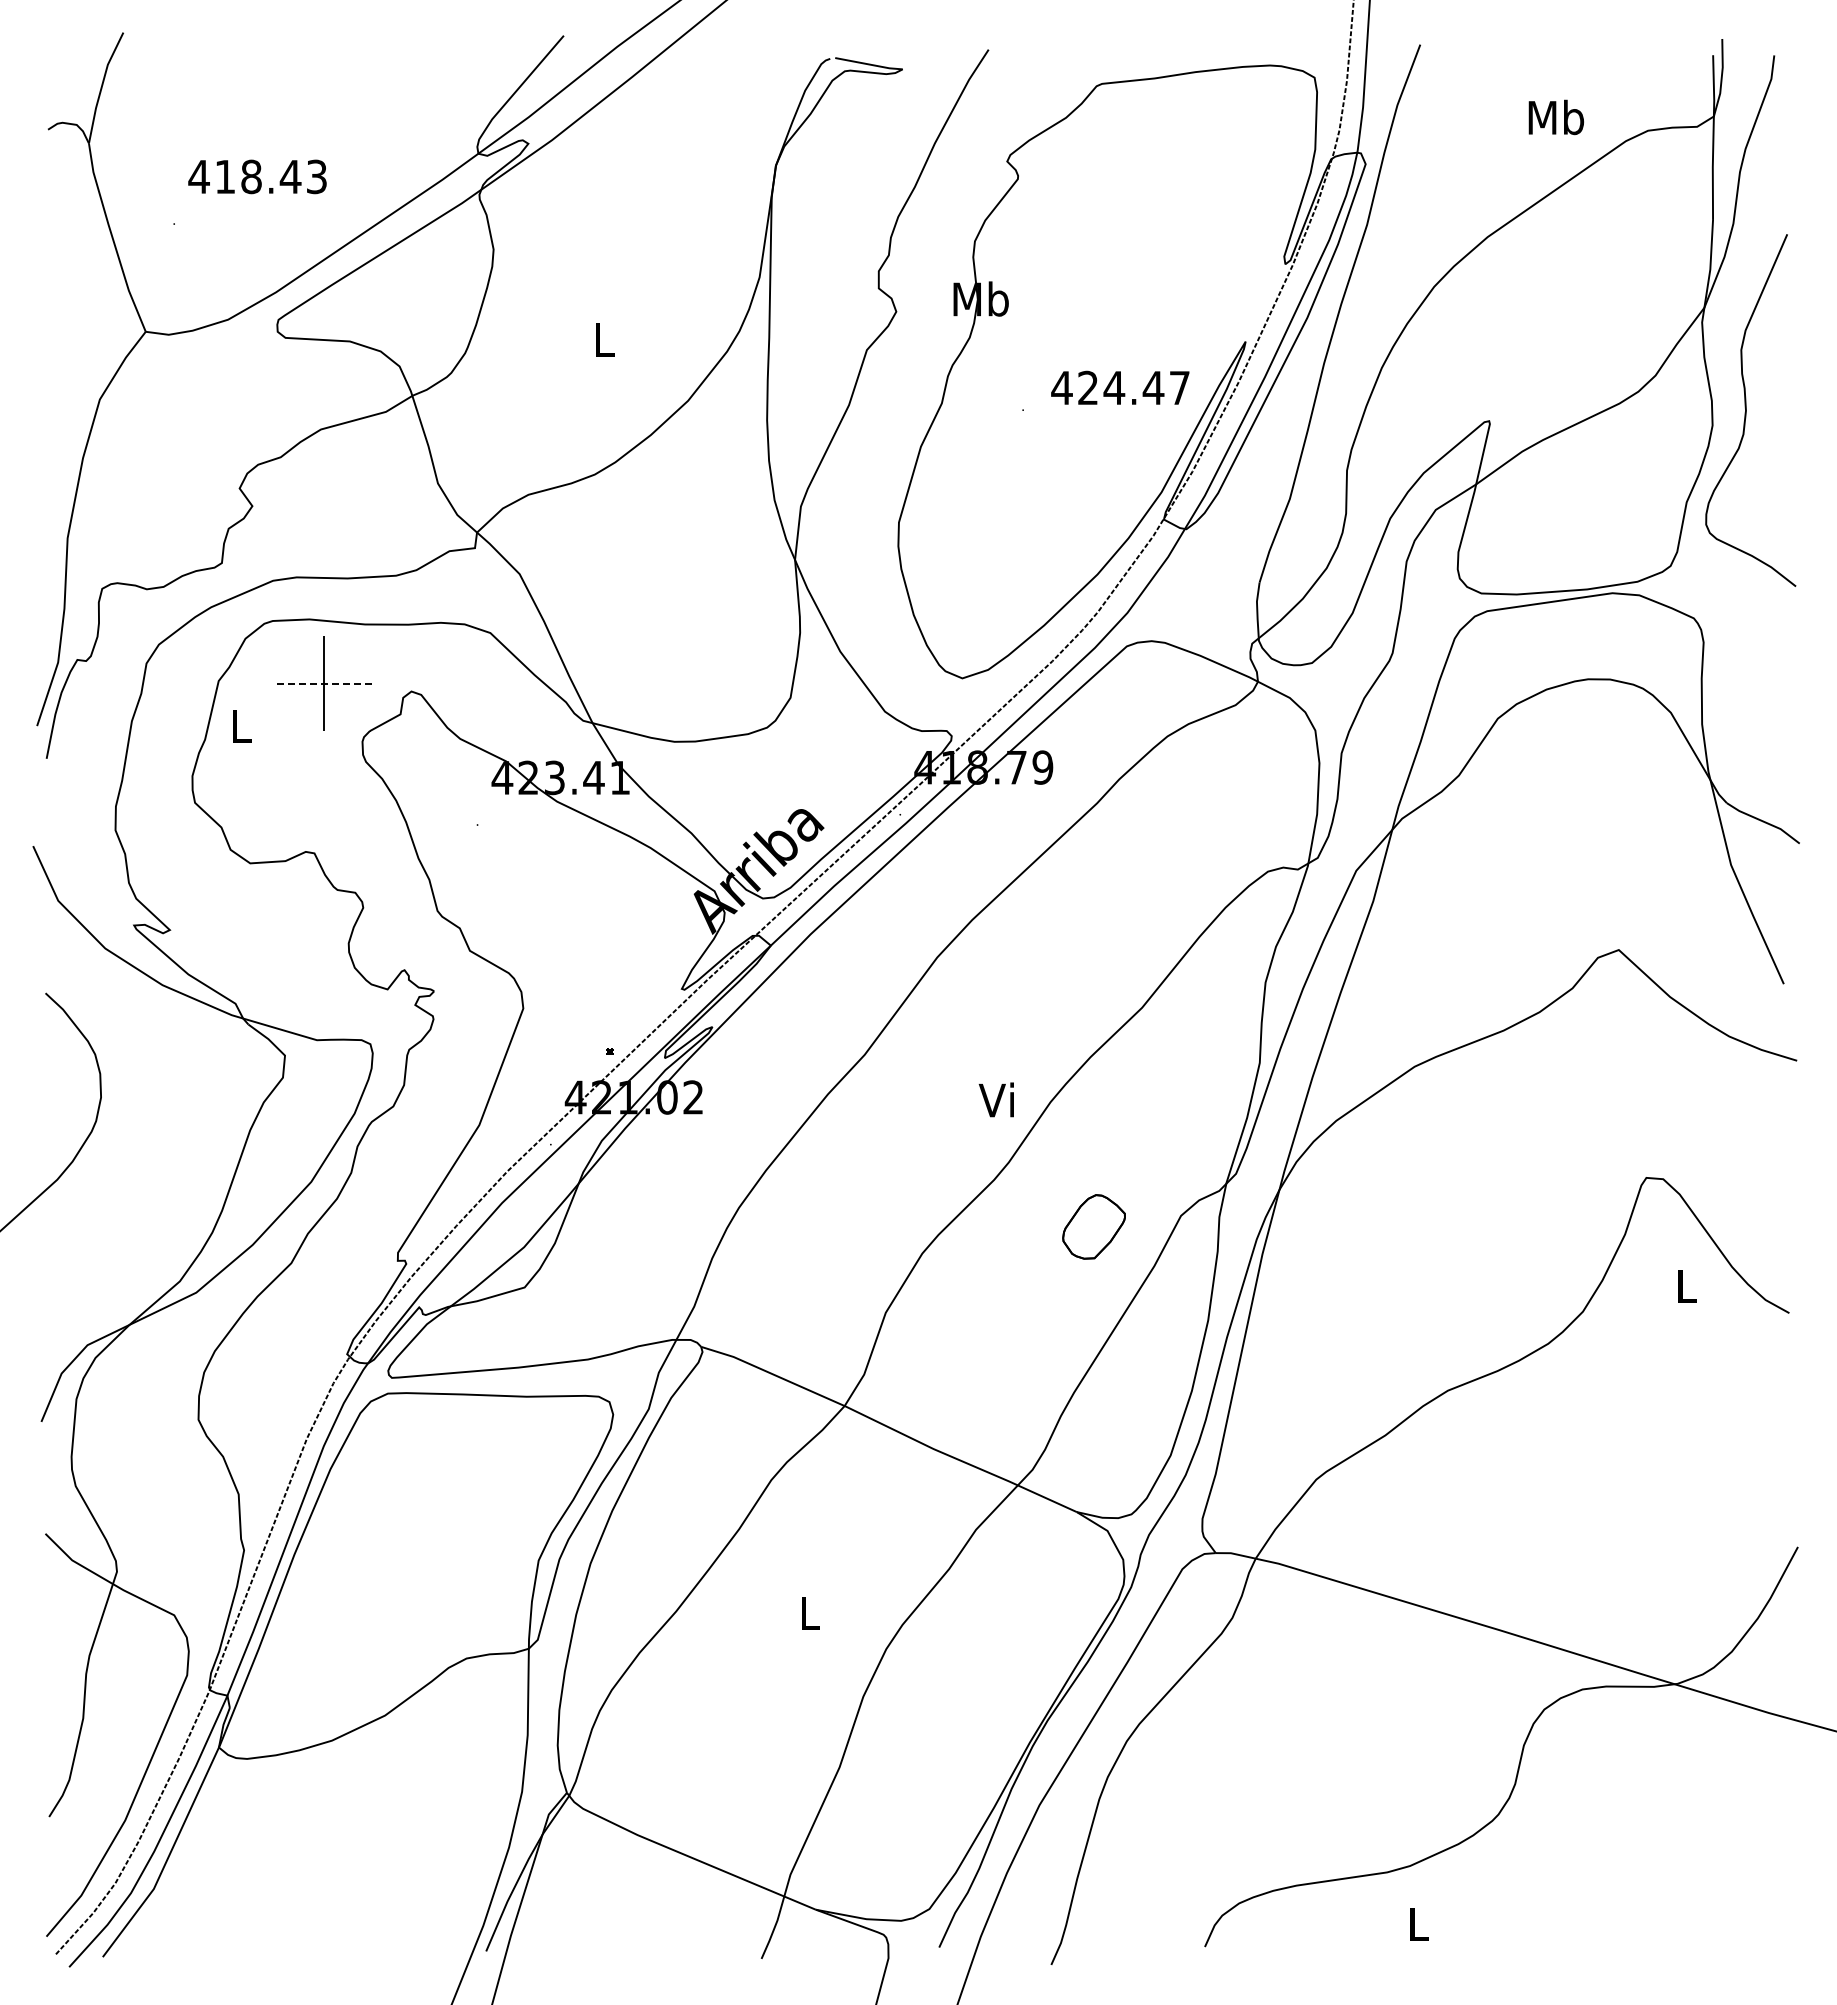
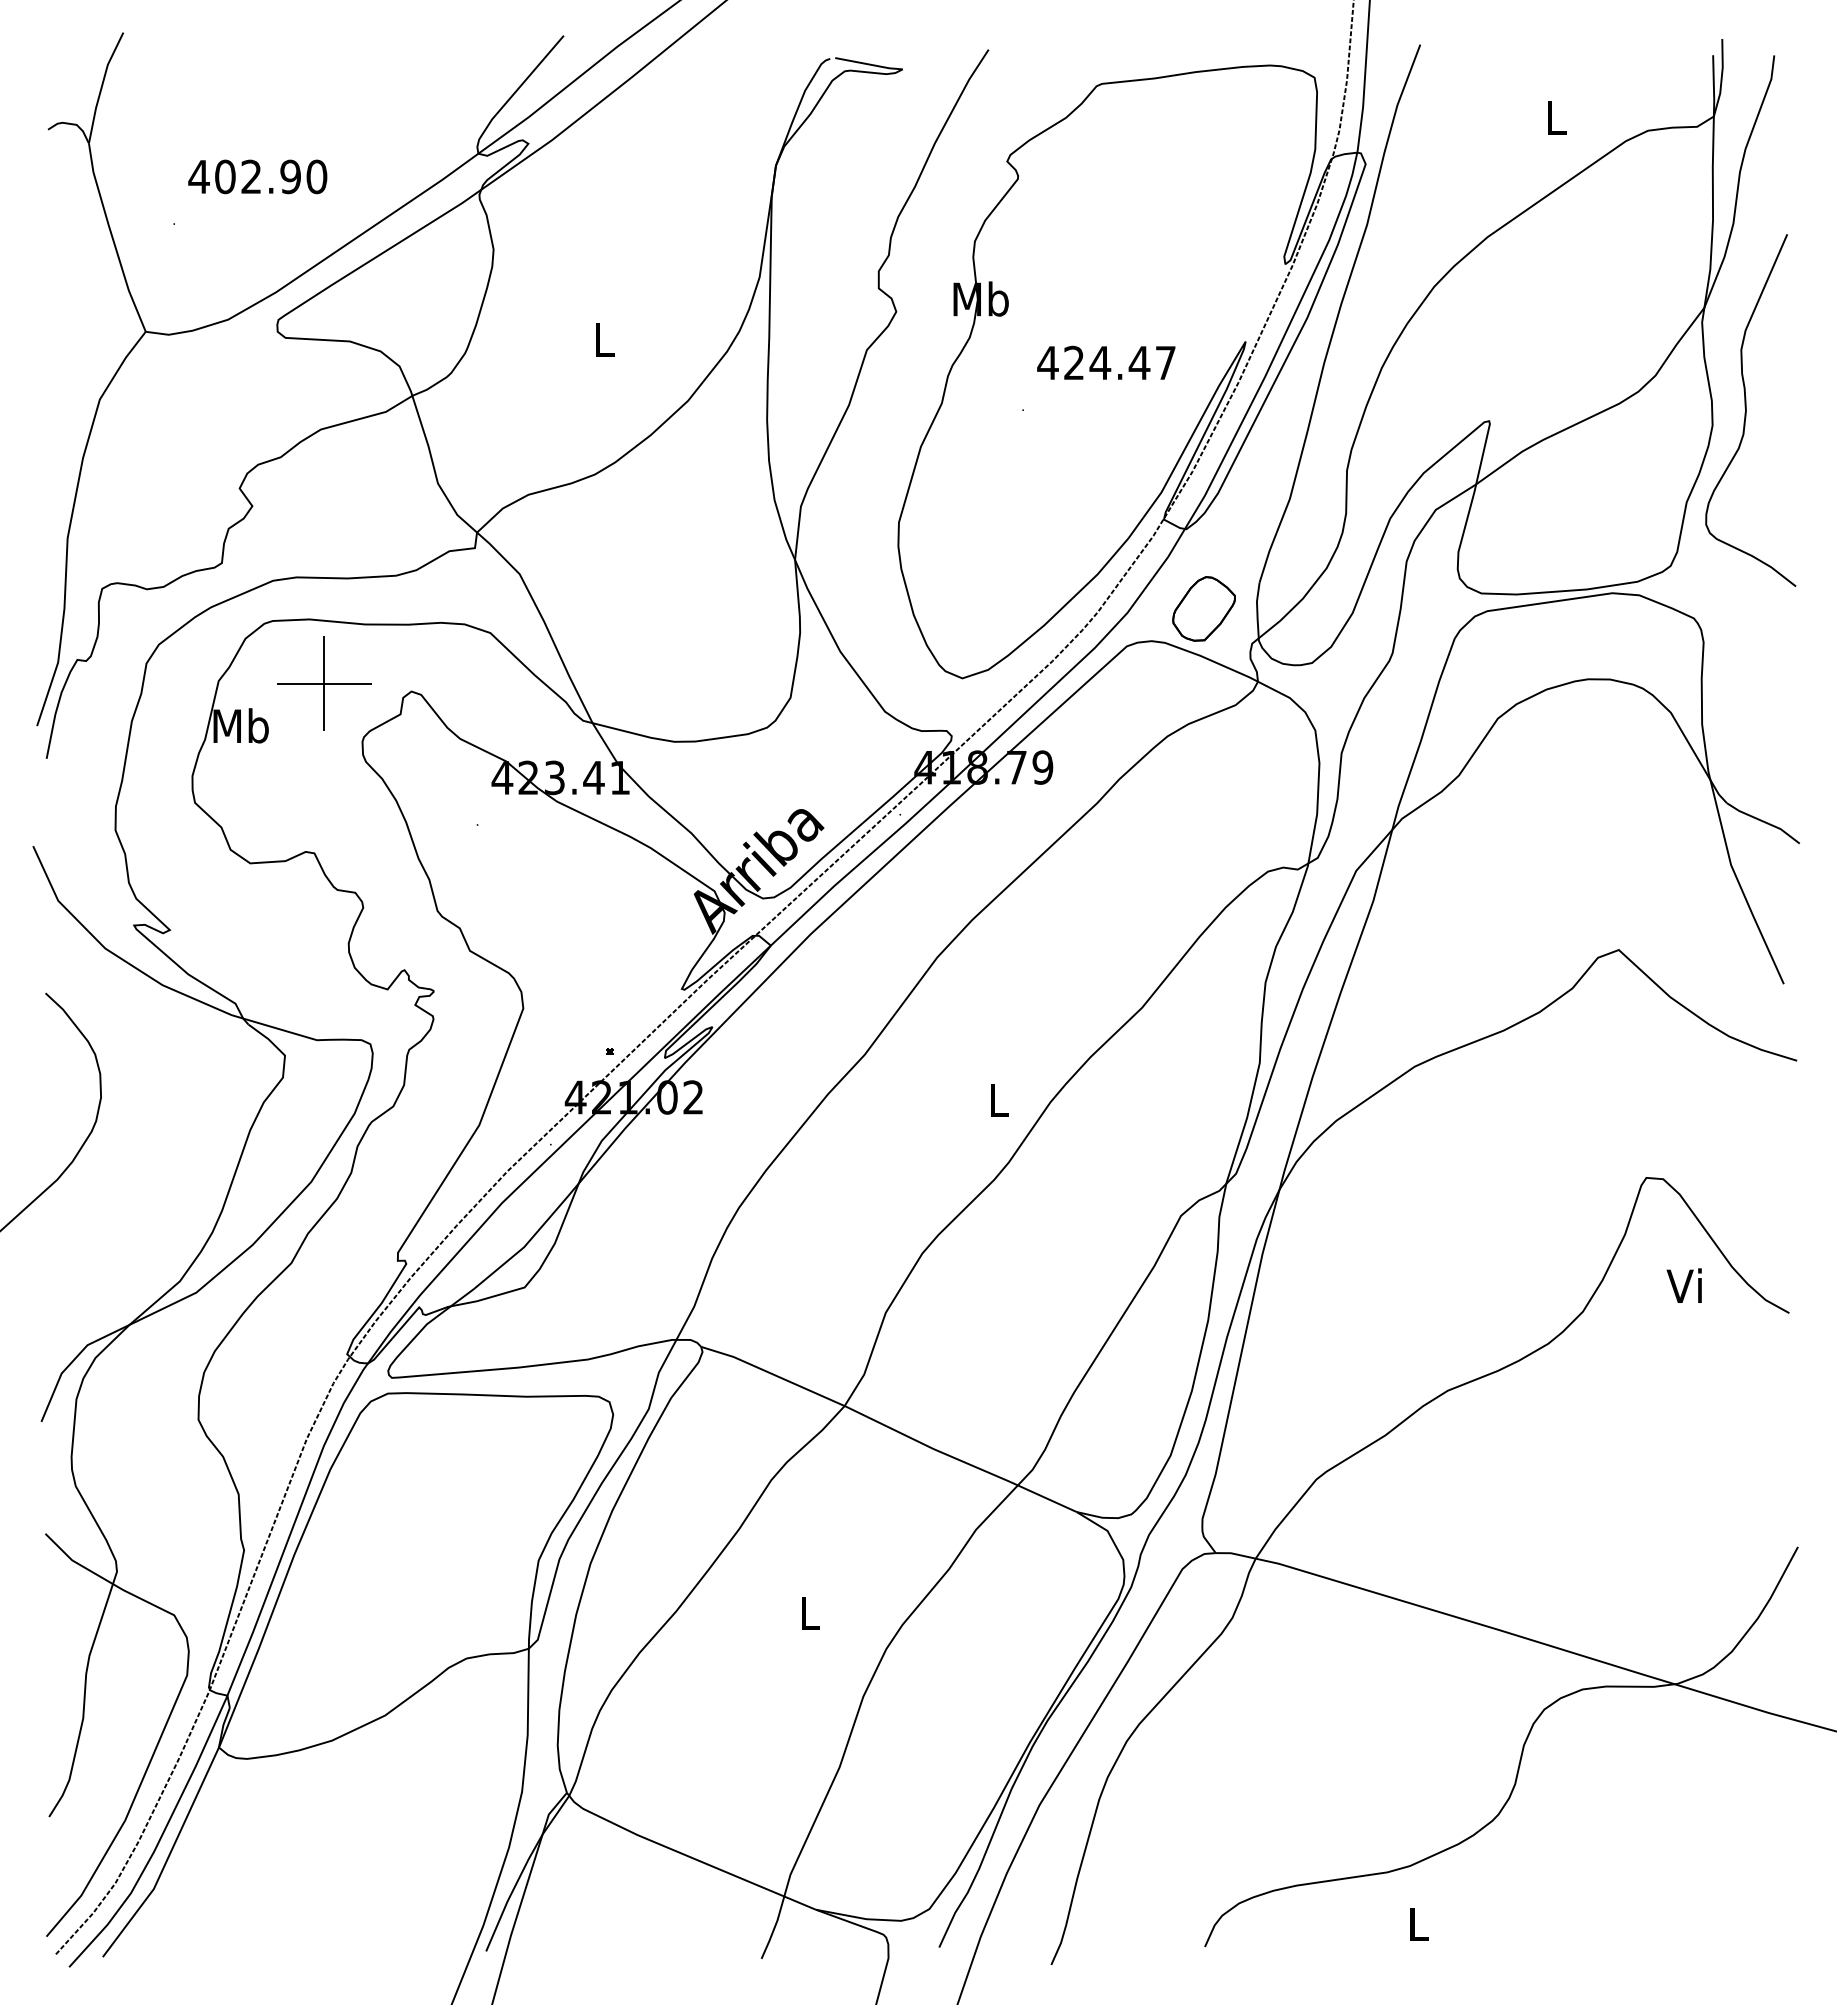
text: Mb -> L (1556, 117)
text: 418.43 -> 402.90 (271, 176)
text position: (1120, 387) -> (1106, 362) (1106, 362)
line: dashed -> solid (324, 683)
text: L -> Mb (240, 725)
text: Vi -> L (995, 1099)
part position: (1093, 1226) -> (1203, 608) (1203, 608)
text: L -> Vi (1683, 1285)
